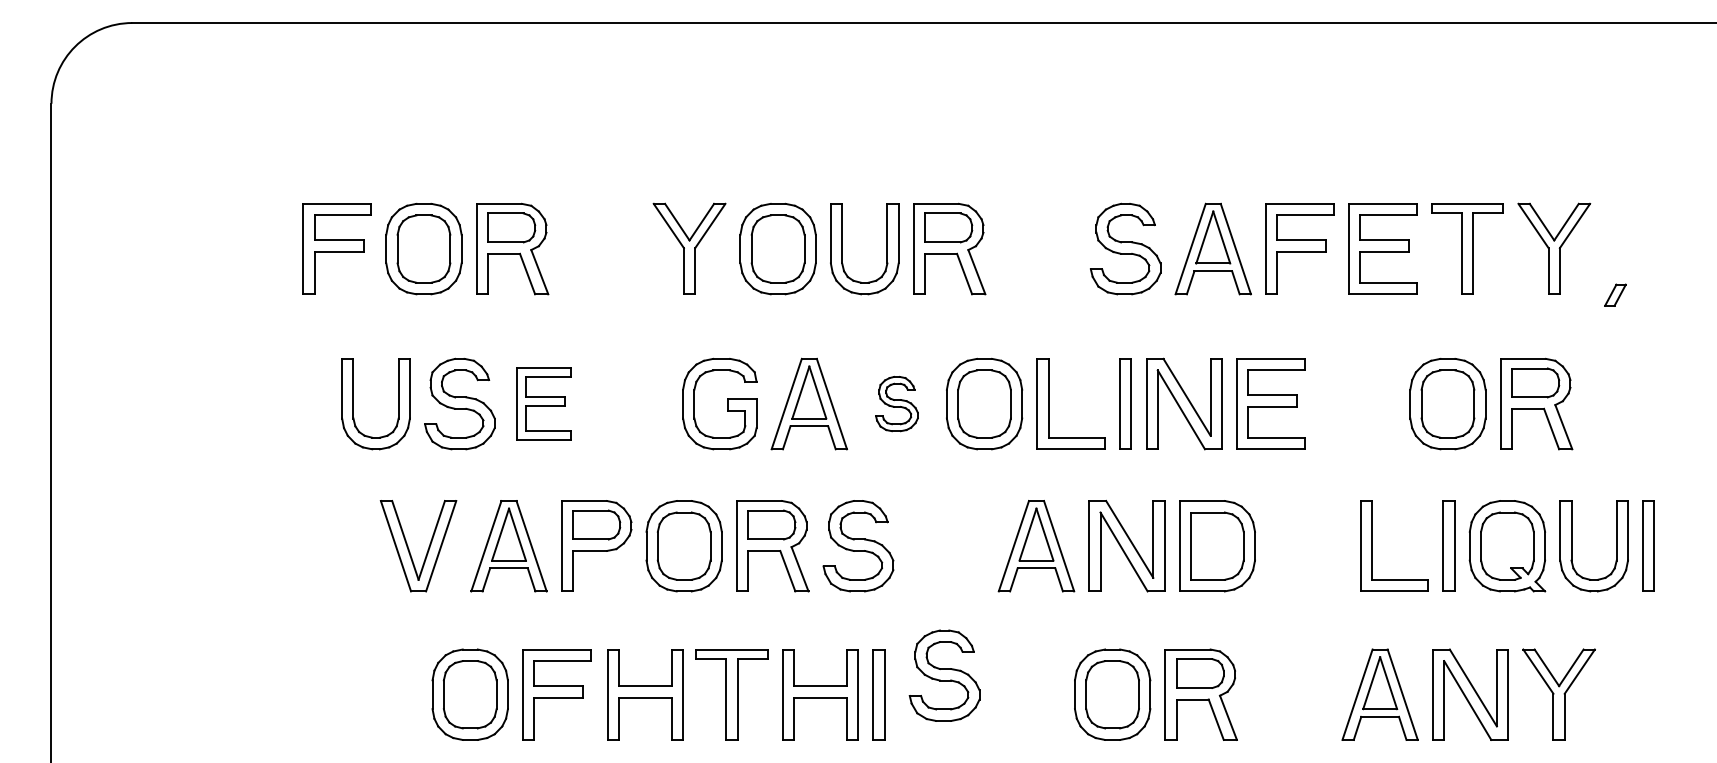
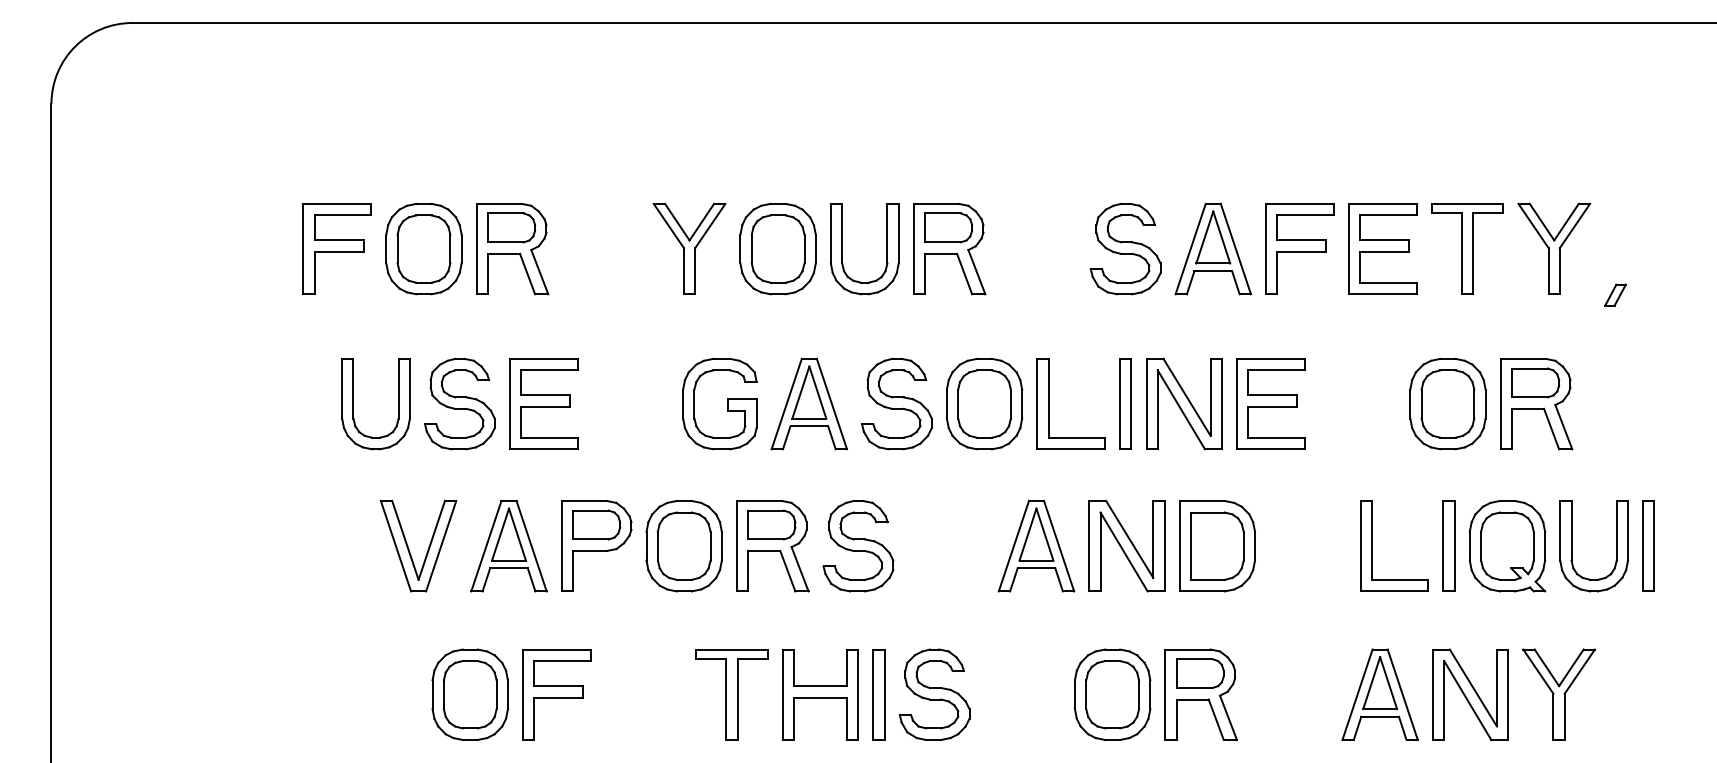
part size: 56x74 px -> 70x92 px (543, 403)
part size: 44x57 px -> 72x94 px (896, 403)
part position: (944, 675) -> (934, 694) (934, 694)
part: present -> none (645, 694)
